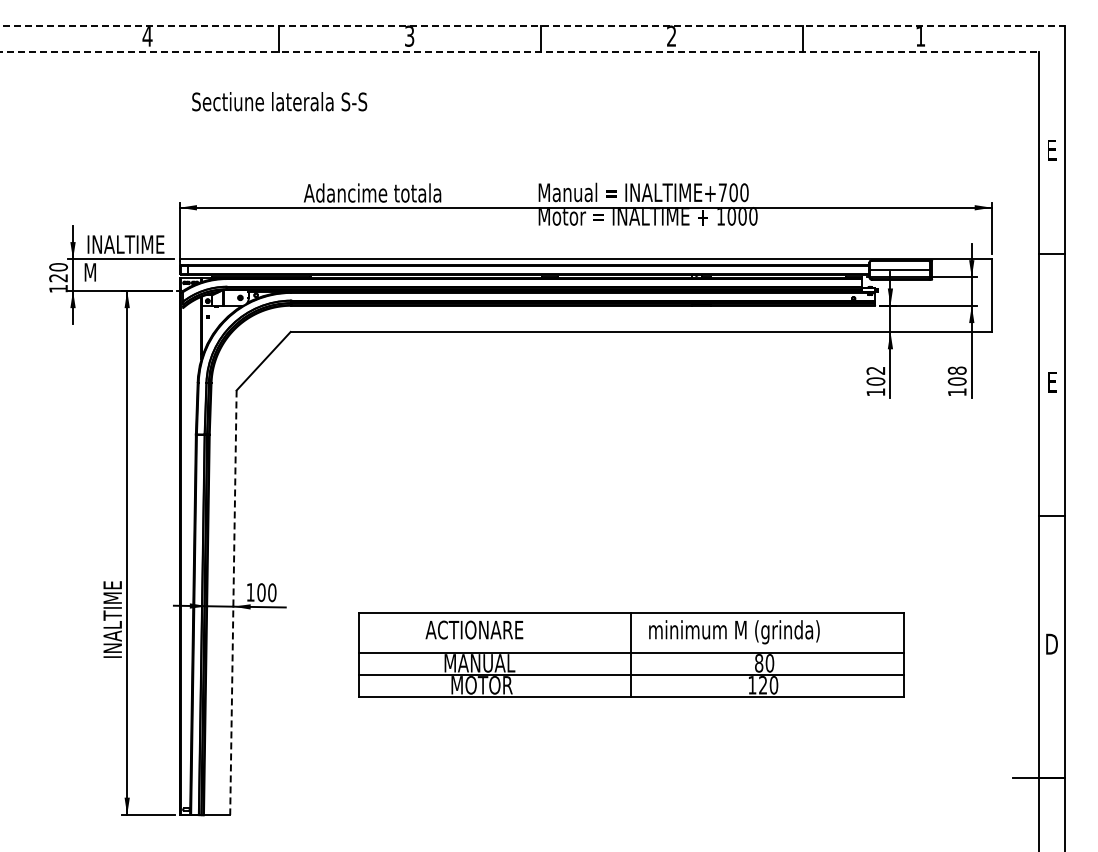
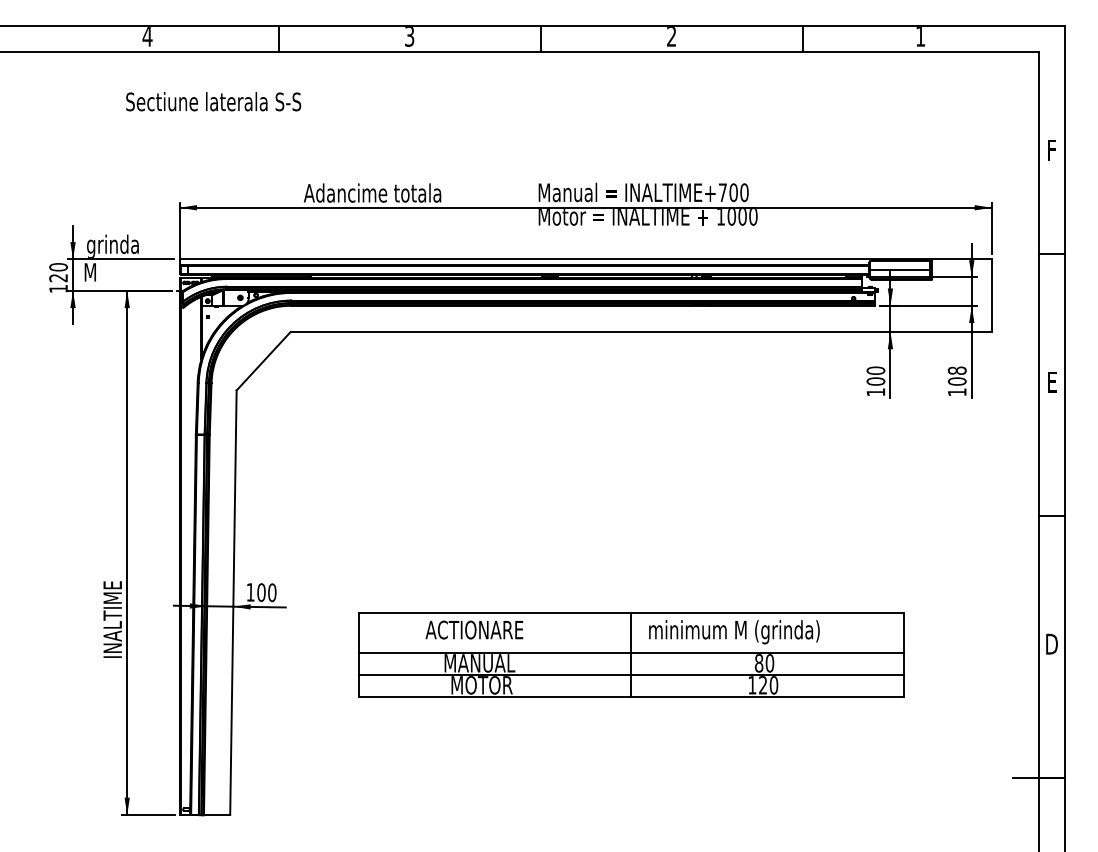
line: dashed -> solid (533, 26)
line: dashed -> solid (520, 52)
text position: (279, 101) -> (213, 101) (213, 101)
text: E -> F (1052, 151)
text: INALTIME -> grinda (125, 245)
text: 102 -> 100 (875, 370)
line: dashed -> solid (233, 603)
